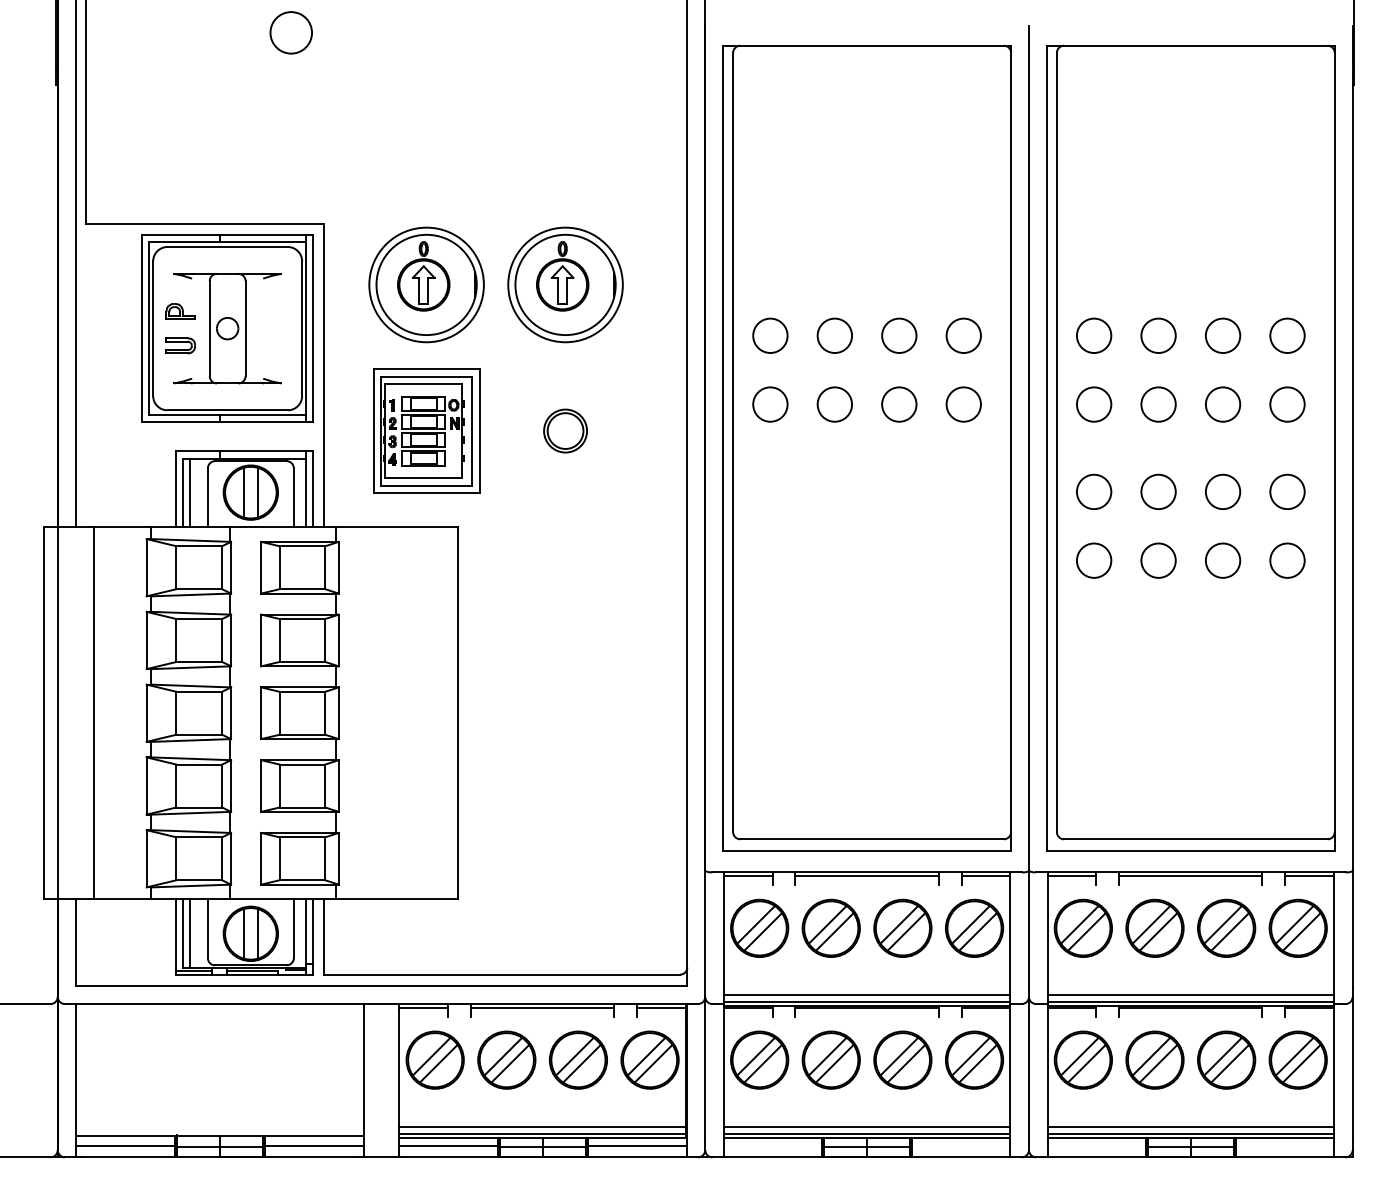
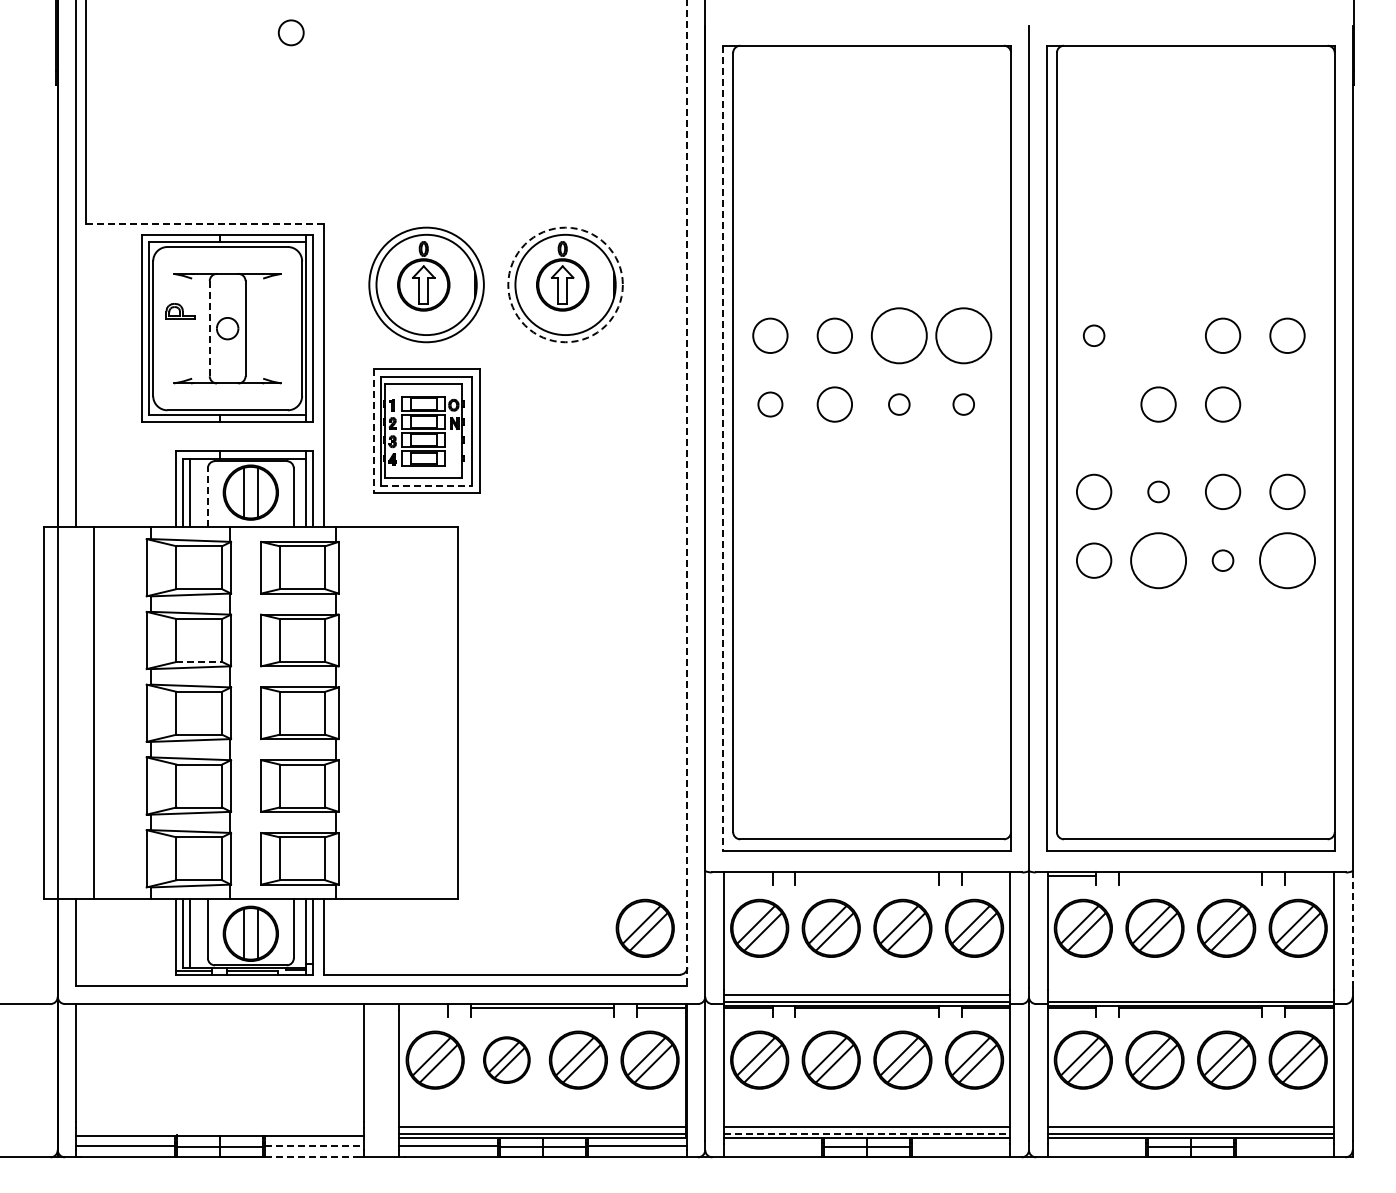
circle diameter: 42 px -> 25 px (290, 32)
line: solid -> dashed (205, 224)
circle: solid -> dashed (565, 284)
line: solid -> dashed (209, 328)
circle diameter: 34 px -> 55 px (898, 335)
circle diameter: 34 px -> 55 px (963, 335)
circle diameter: 34 px -> 21 px (1093, 335)
circle: present -> none (1158, 335)
part: present -> none (180, 345)
circle size: 37x37 px -> 27x27 px (770, 404)
circle diameter: 34 px -> 21 px (899, 404)
circle diameter: 34 px -> 21 px (963, 404)
circle: present -> none (1094, 404)
circle: present -> none (1287, 404)
part: present -> none (565, 430)
line: solid -> dashed (373, 431)
line: solid -> dashed (723, 448)
line: solid -> dashed (426, 485)
circle diameter: 34 px -> 21 px (1158, 491)
line: solid -> dashed (687, 493)
line: solid -> dashed (207, 497)
circle diameter: 34 px -> 55 px (1158, 560)
circle diameter: 34 px -> 21 px (1222, 560)
circle diameter: 34 px -> 55 px (1287, 560)
line: solid -> dashed (199, 661)
line: present -> none (747, 876)
line: present -> none (866, 876)
line: present -> none (985, 876)
line: present -> none (1190, 876)
line: present -> none (1309, 876)
part: none -> present (644, 927)
line: solid -> dashed (1352, 929)
line: present -> none (1190, 995)
line: present -> none (423, 1008)
part size: 60x60 px -> 48x48 px (506, 1059)
line: solid -> dashed (867, 1133)
line: solid -> dashed (314, 1145)
line: solid -> dashed (311, 1157)
